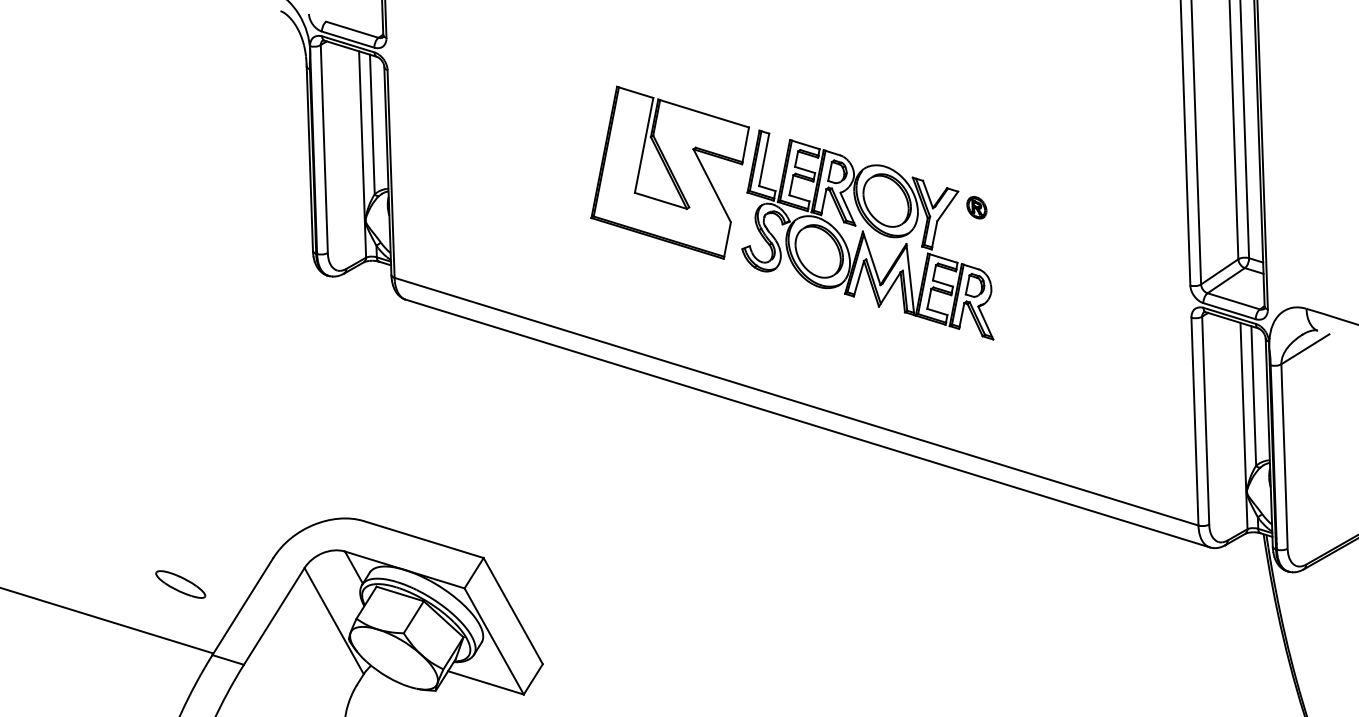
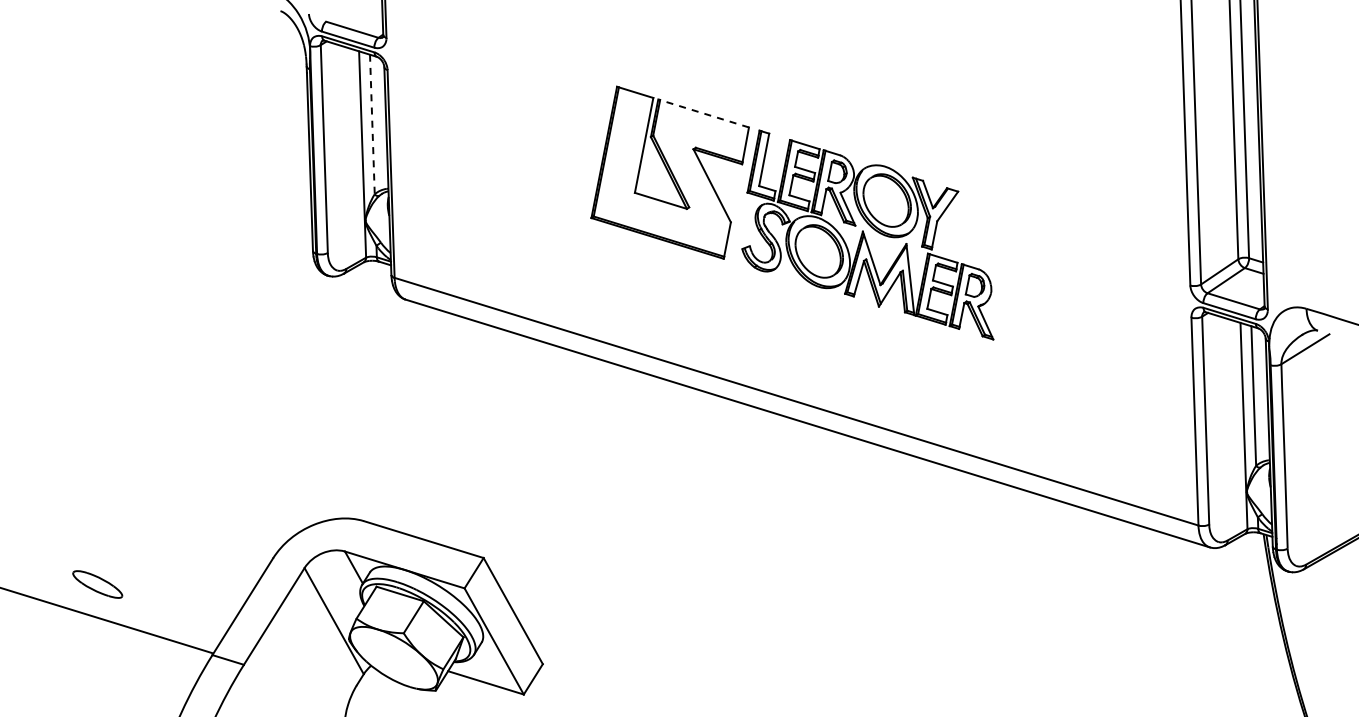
line: solid -> dashed (703, 113)
line: solid -> dashed (372, 124)
part: present -> none (976, 207)
part position: (180, 584) -> (97, 584) (97, 584)
